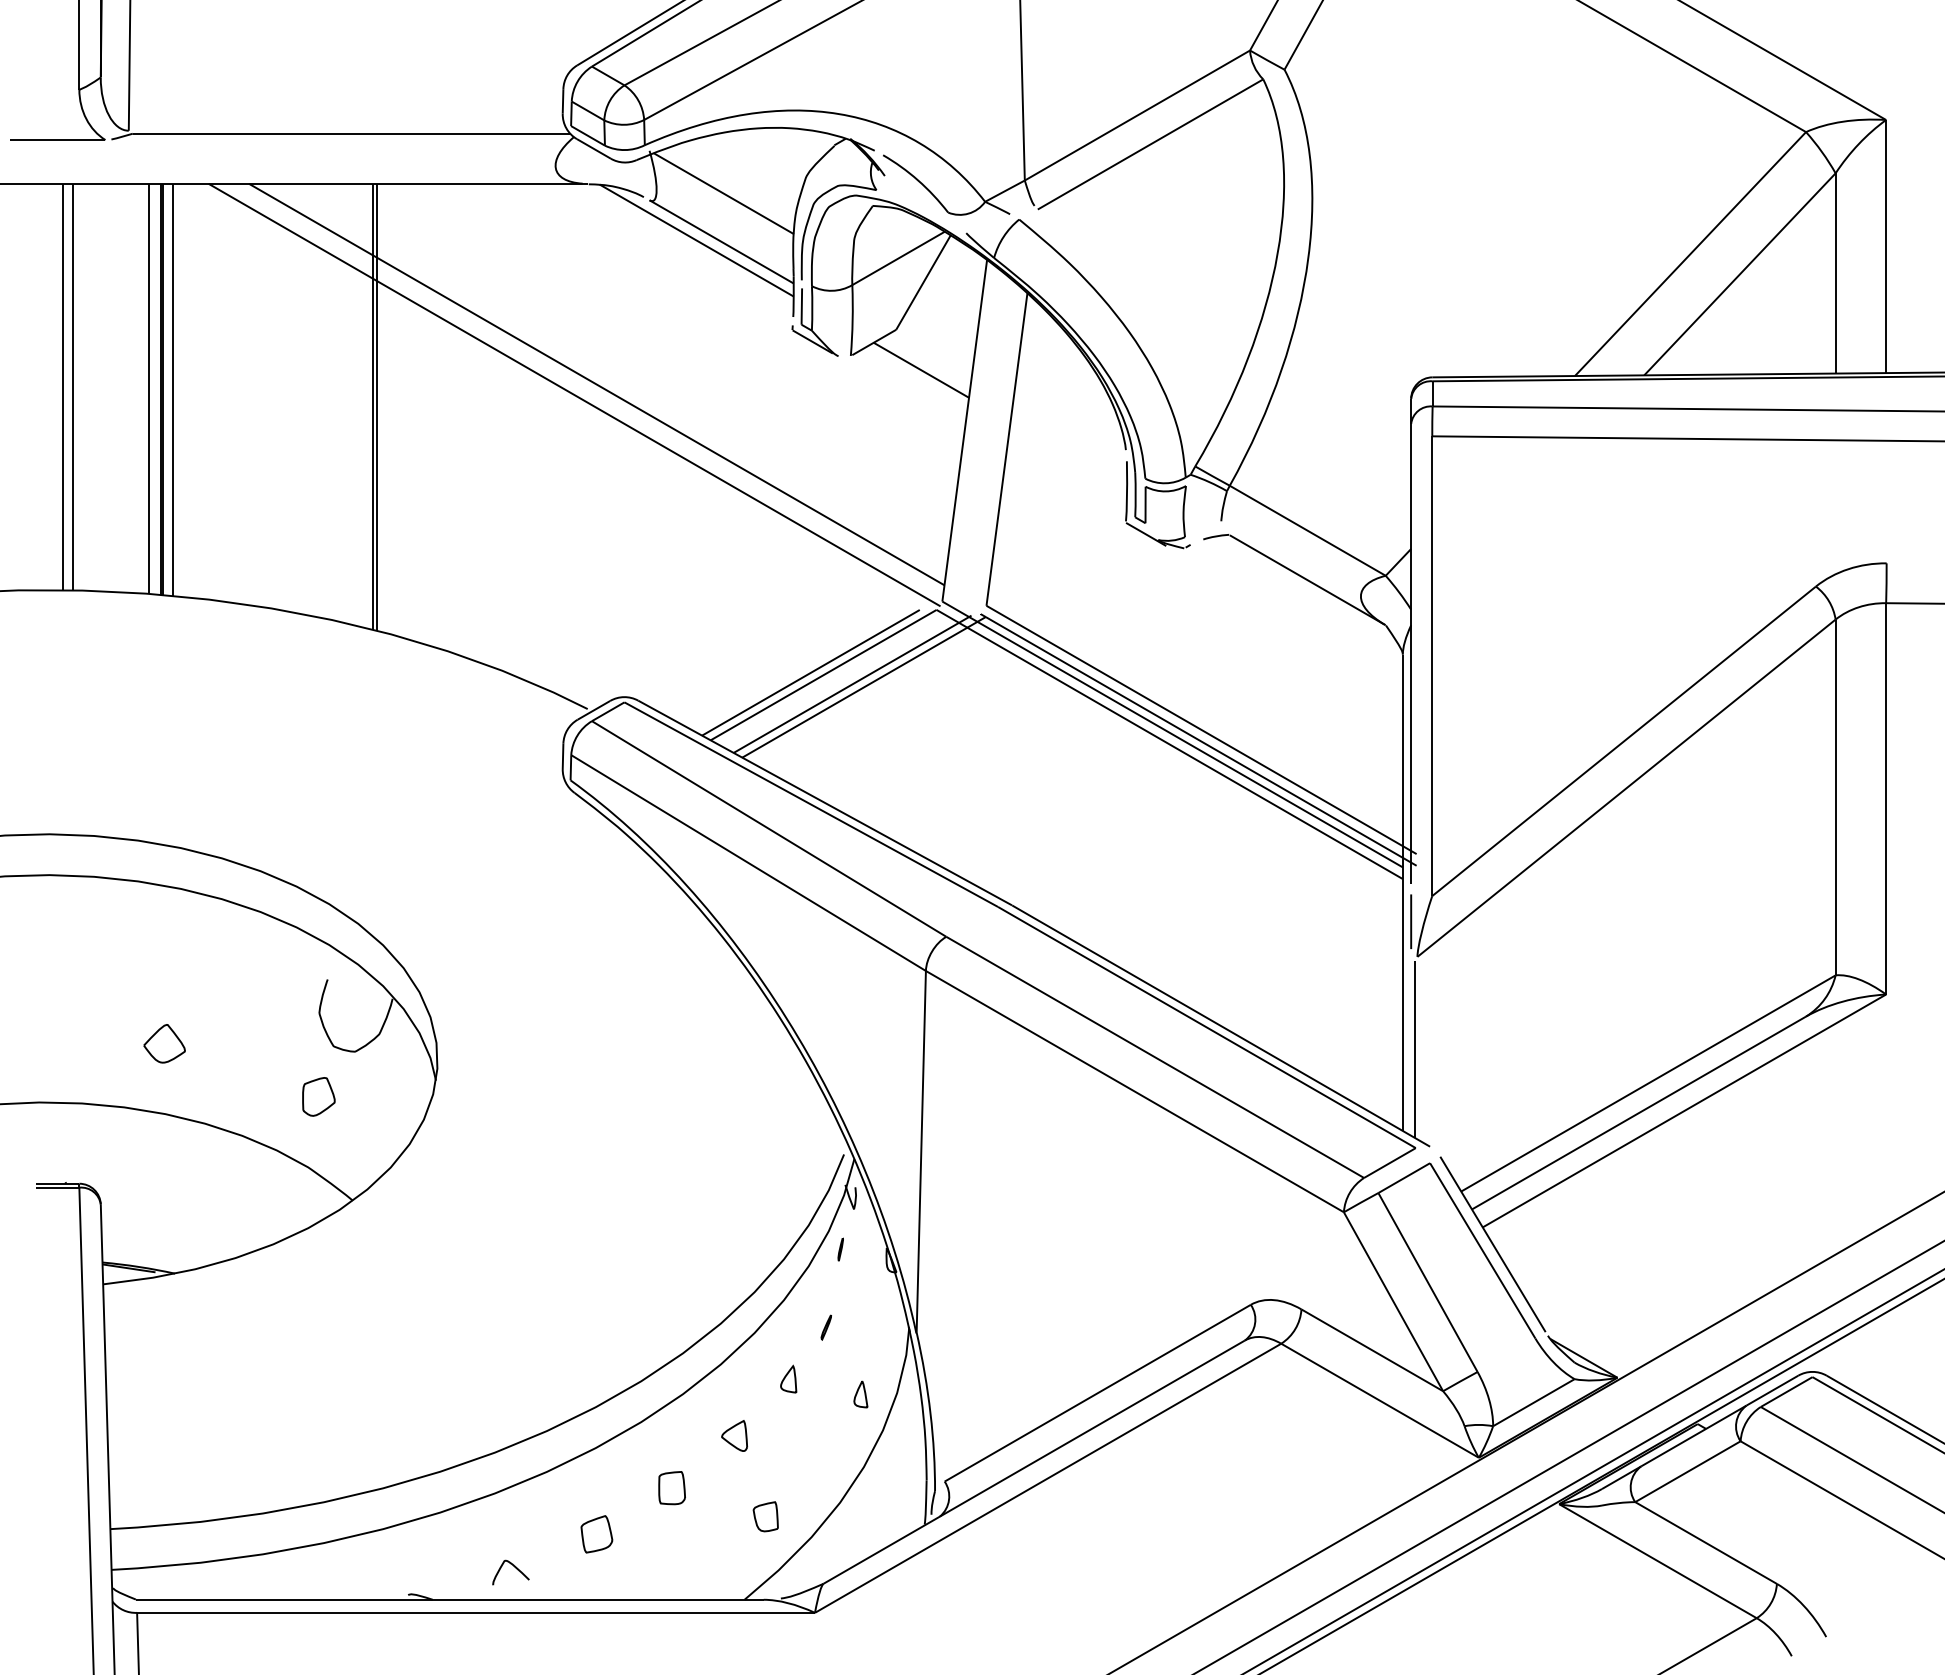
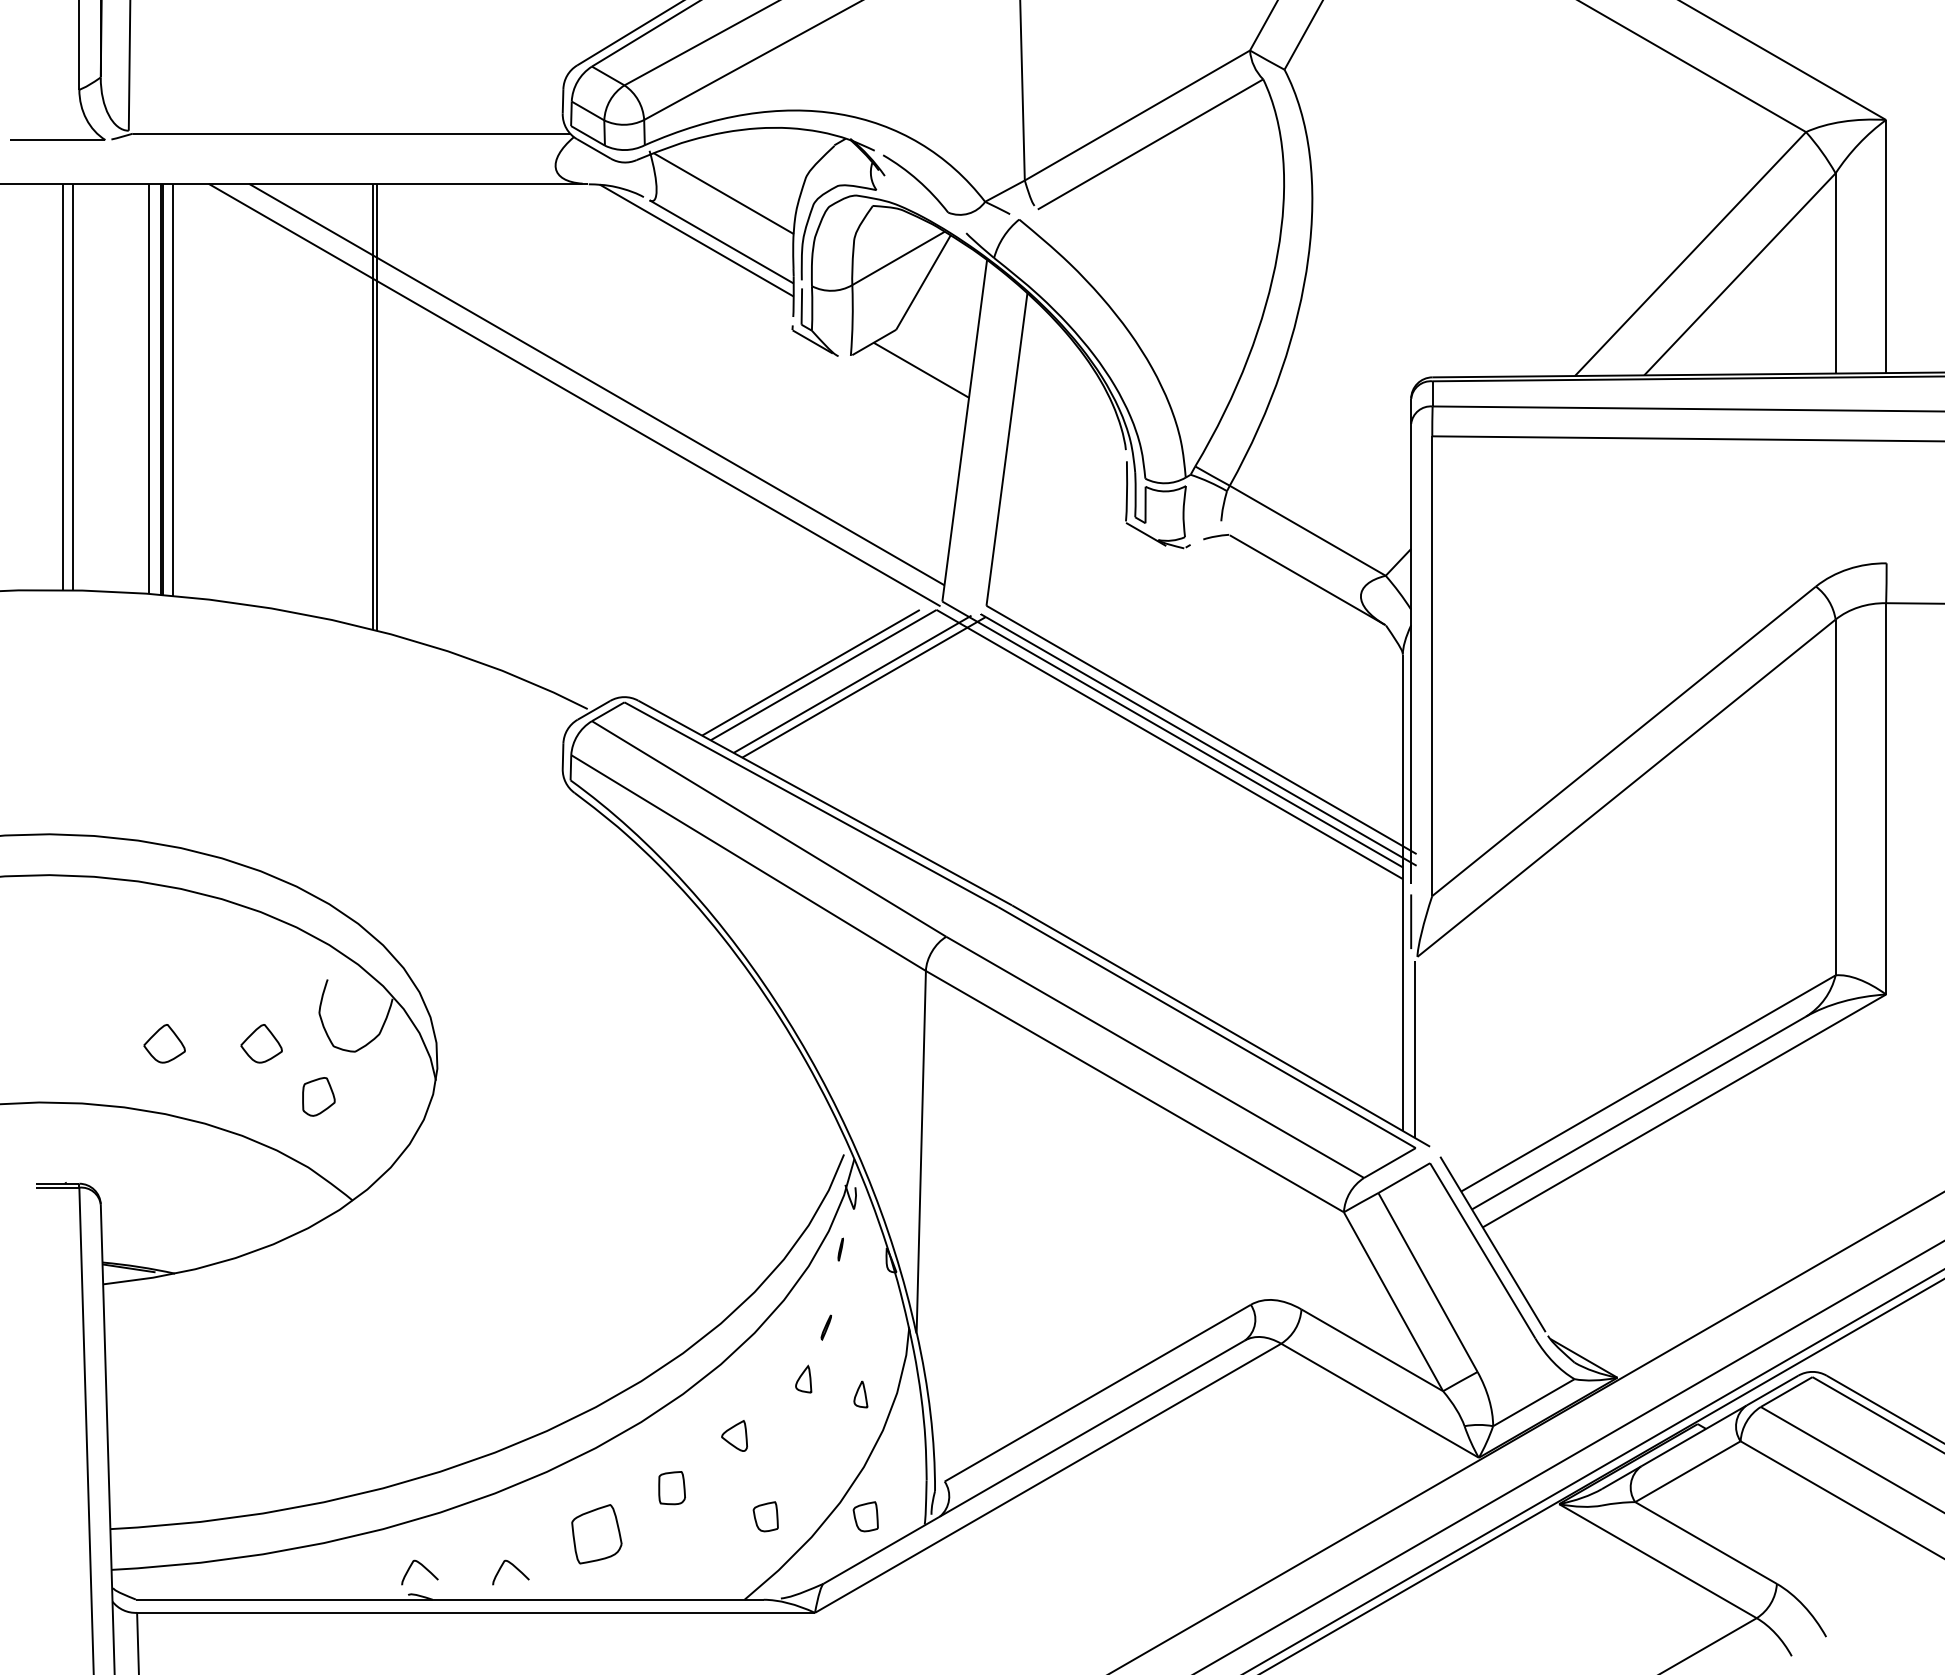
part: none -> present (261, 1043)
part position: (788, 1378) -> (803, 1378) (803, 1378)
part: none -> present (865, 1516)
part size: 34x39 px -> 52x61 px (596, 1534)
part: none -> present (423, 1567)
